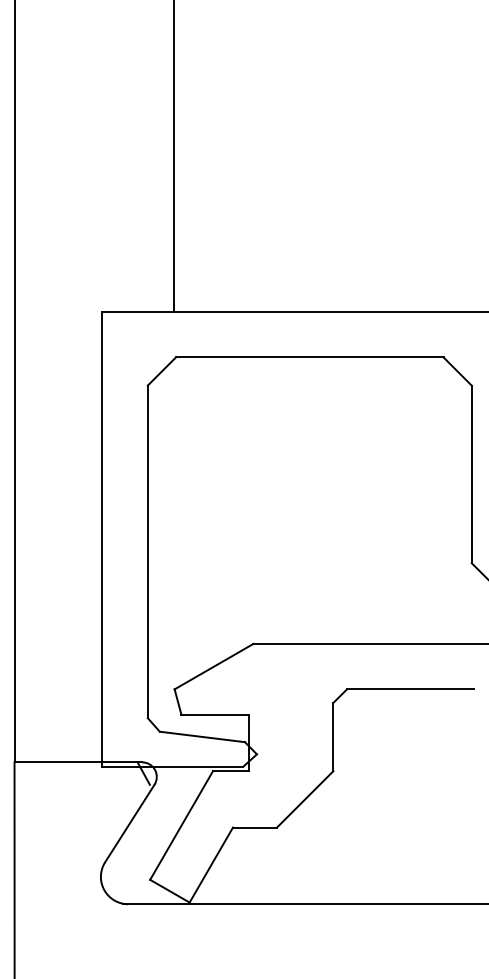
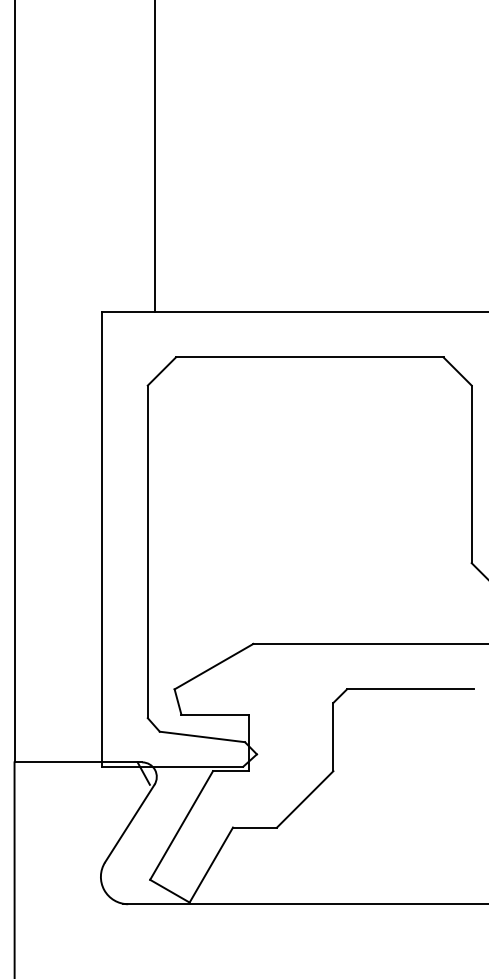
line position: (174, 156) -> (155, 156) (155, 156)
